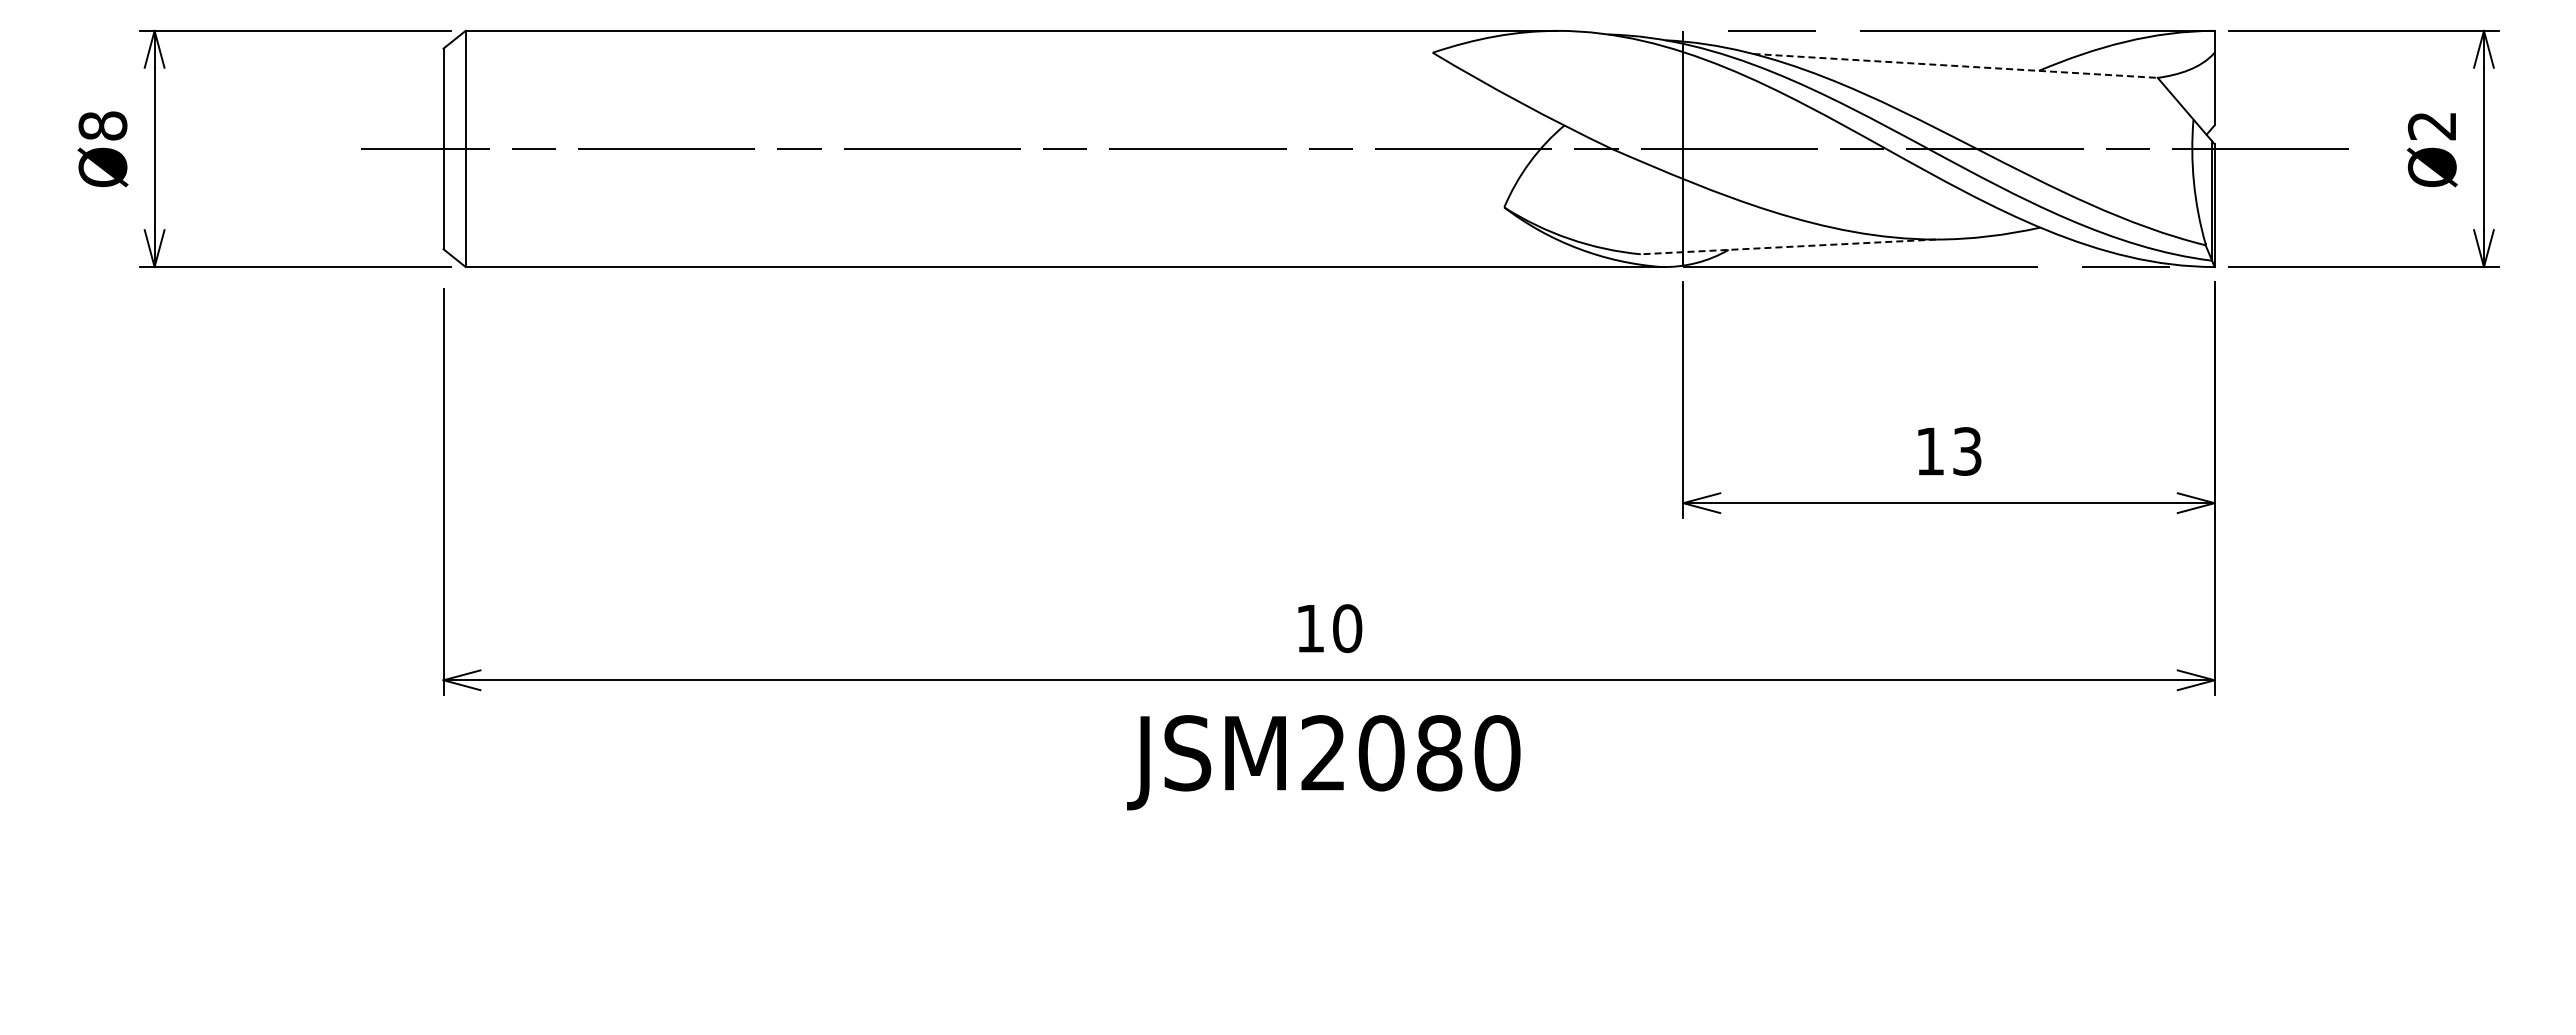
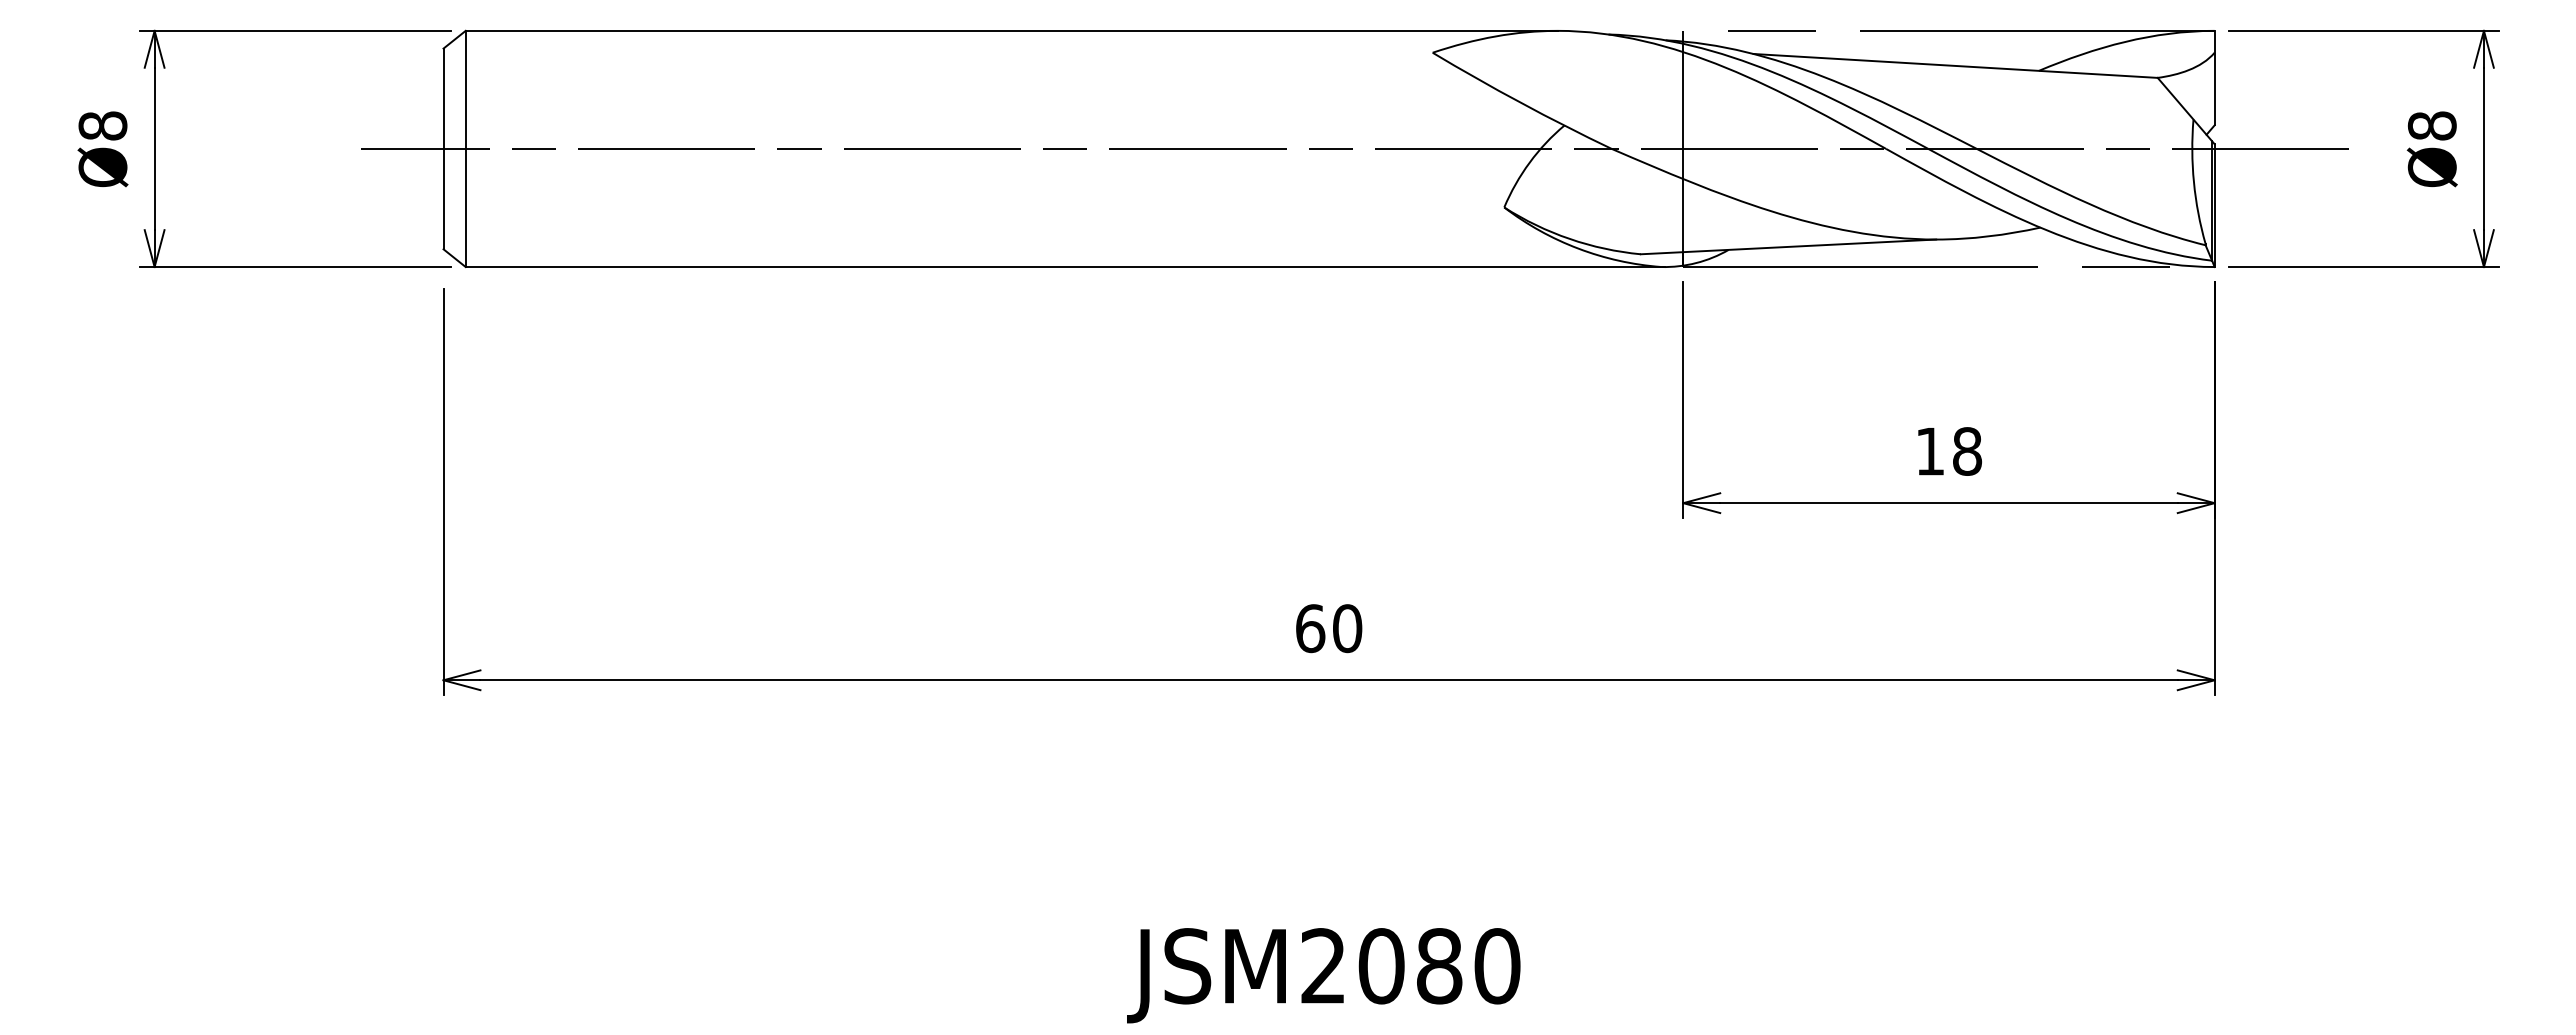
line: dashed -> solid (1956, 65)
text: Ø2 -> Ø8 (2431, 125)
line: dashed -> solid (1788, 246)
text: 13 -> 18 (1967, 451)
text: 10 -> 60 (1310, 628)
text position: (1323, 762) -> (1323, 975) (1323, 975)
